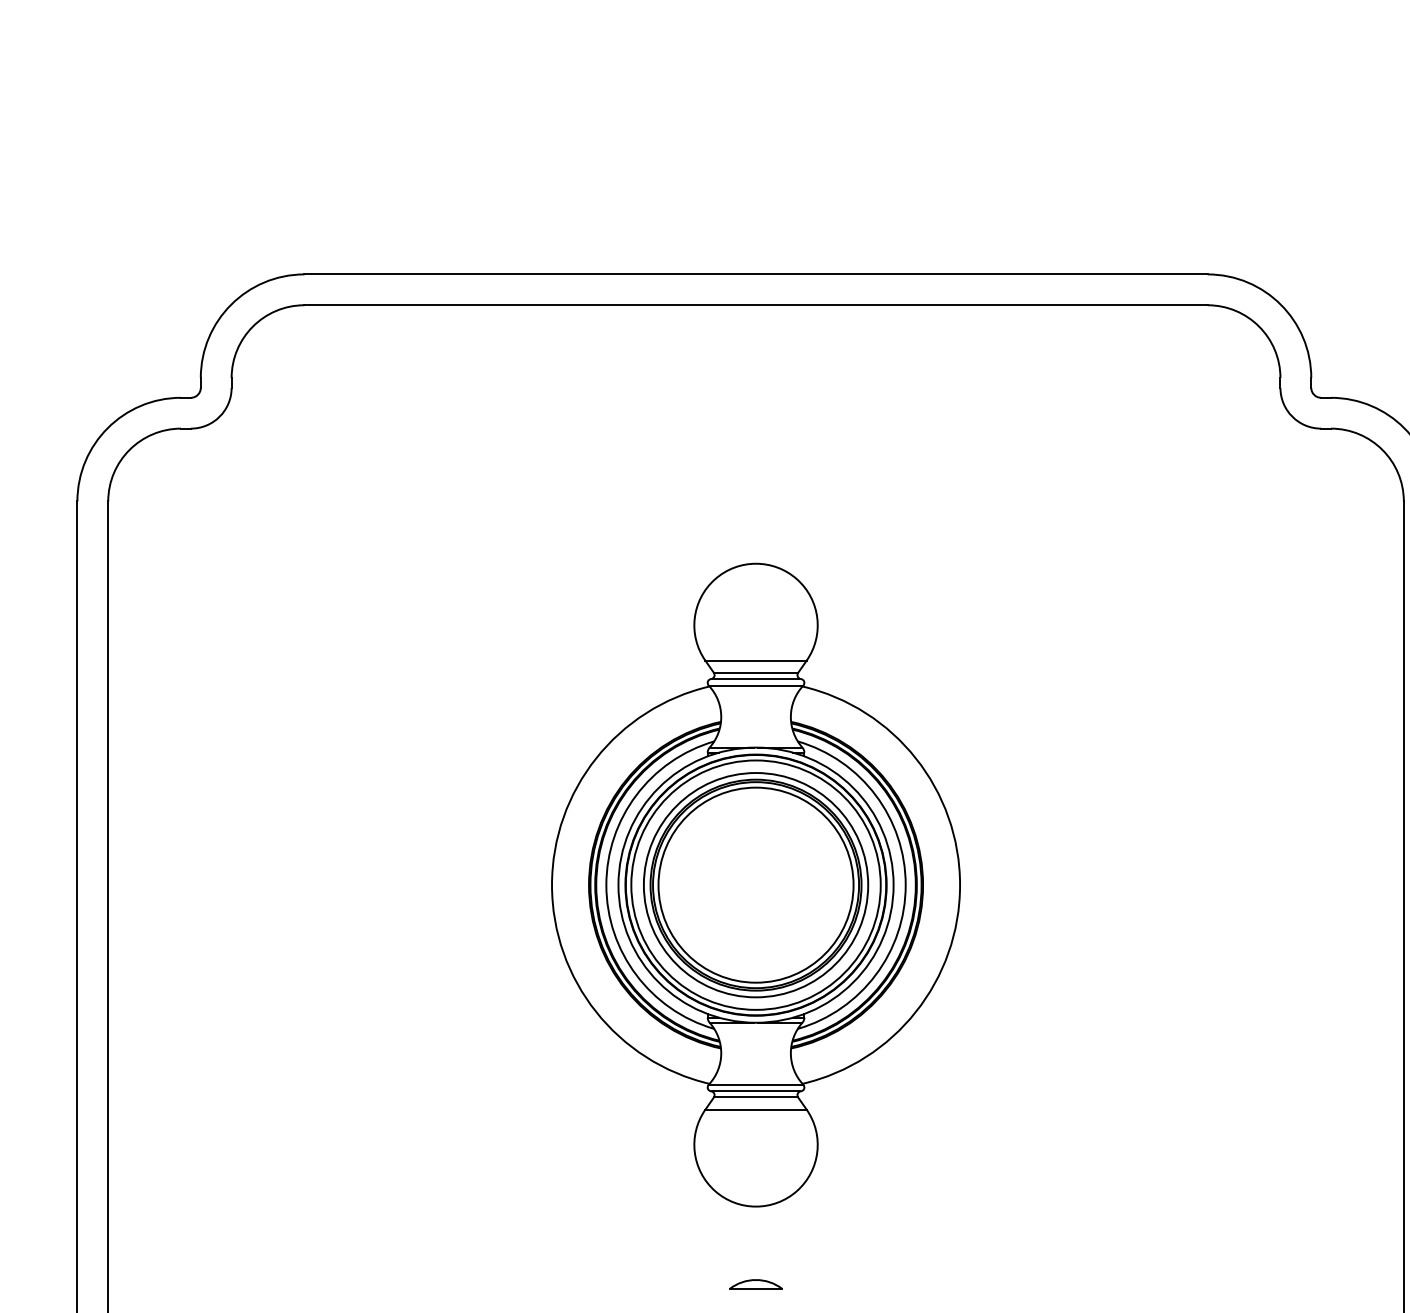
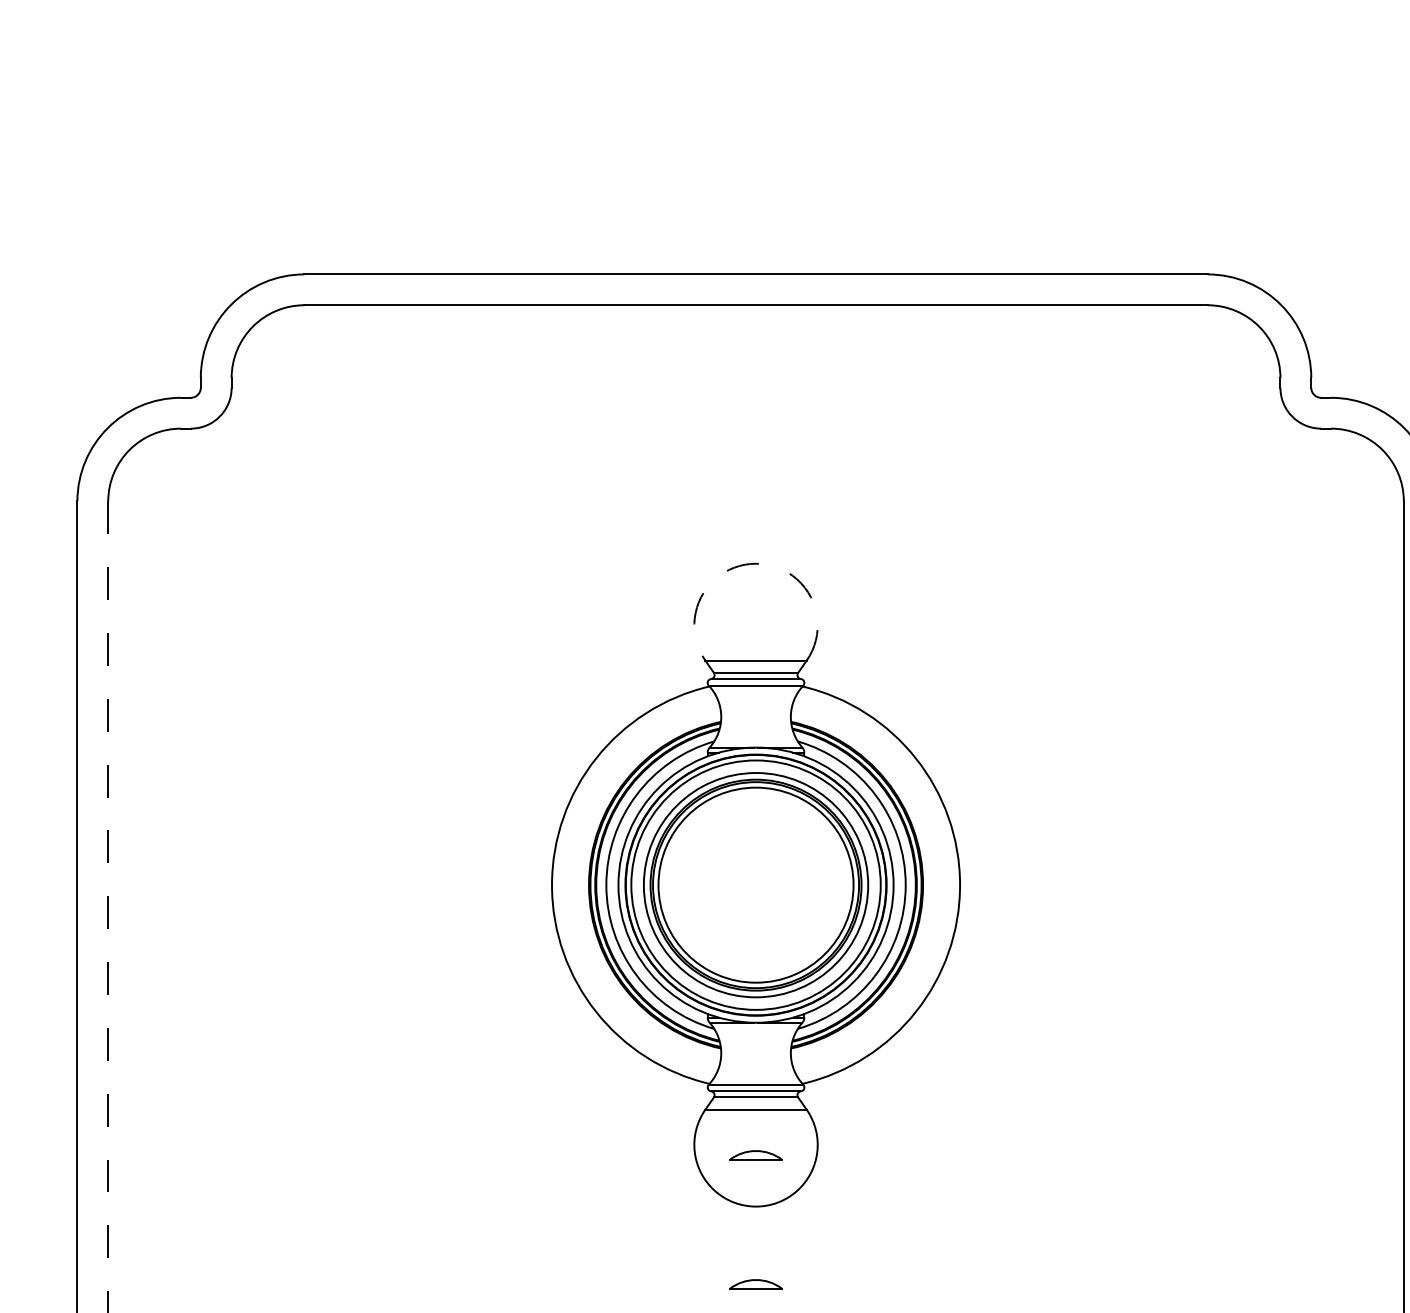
arc: solid -> dashed (756, 563)
line: solid -> dashed (108, 907)
part: none -> present (755, 1155)
